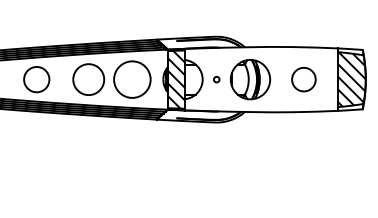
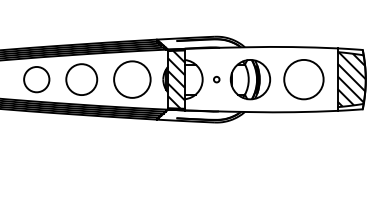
circle position: (88, 79) -> (81, 79) (81, 79)
circle diameter: 24 px -> 39 px (303, 79)
